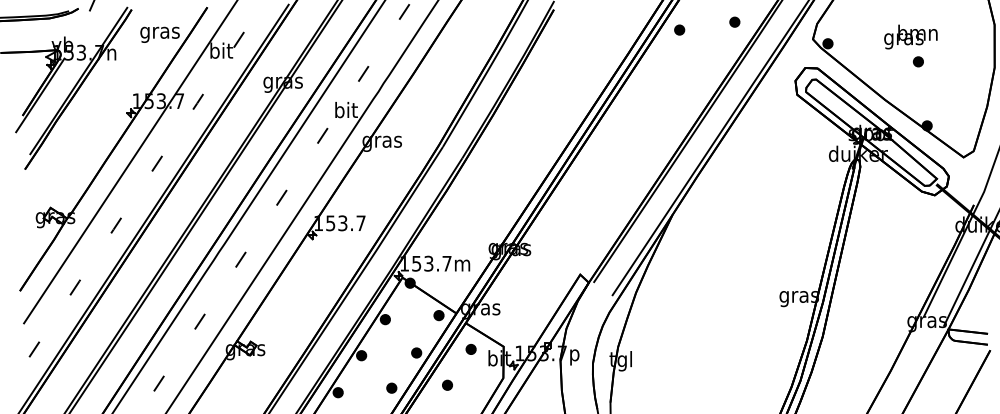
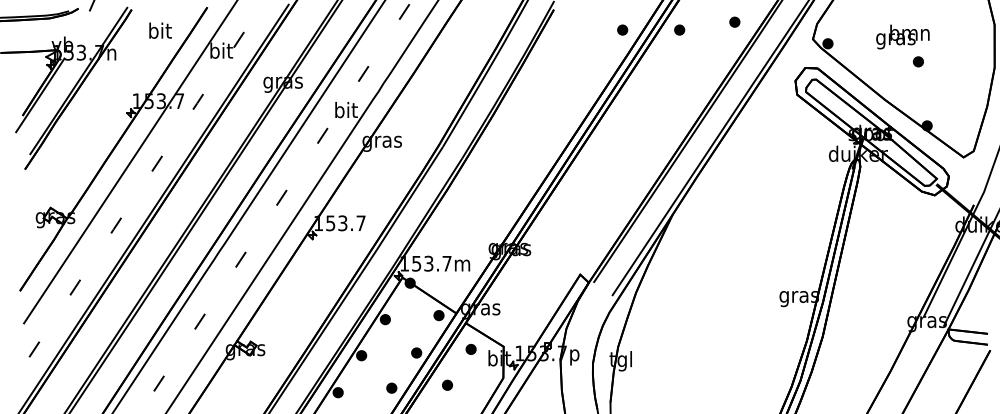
part: none -> present (622, 29)
text: gras -> bit (159, 32)
text position: (910, 36) -> (902, 36) (902, 36)
